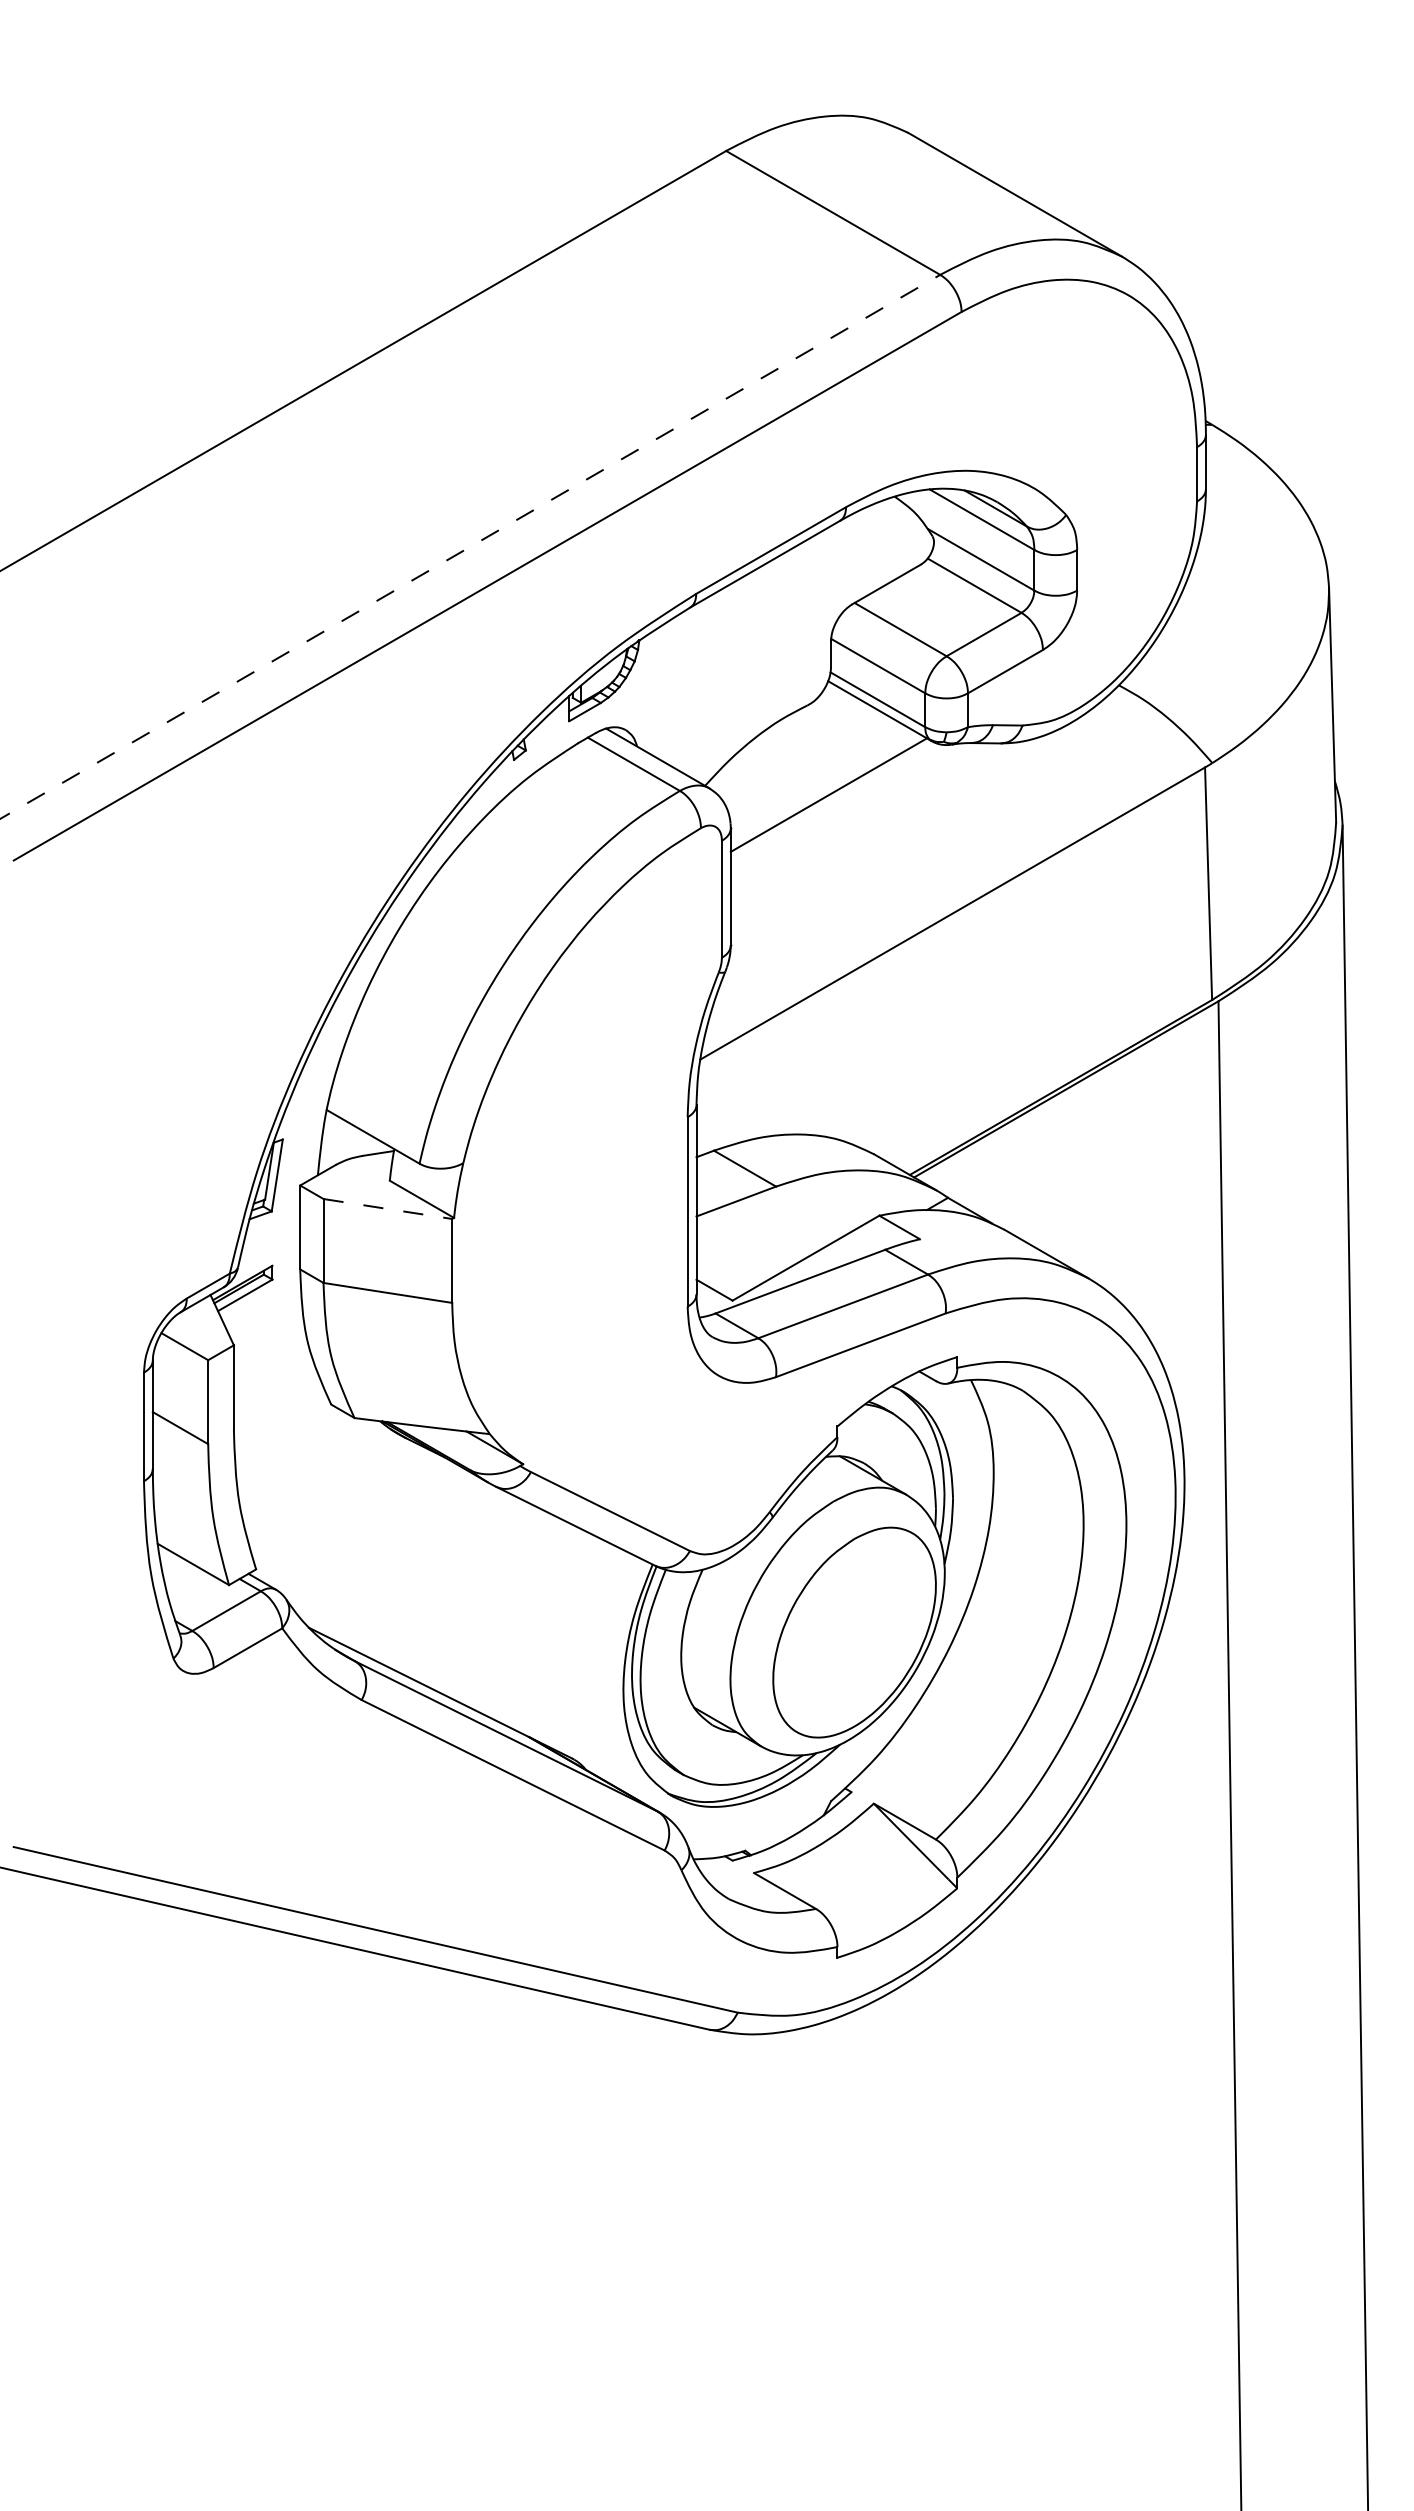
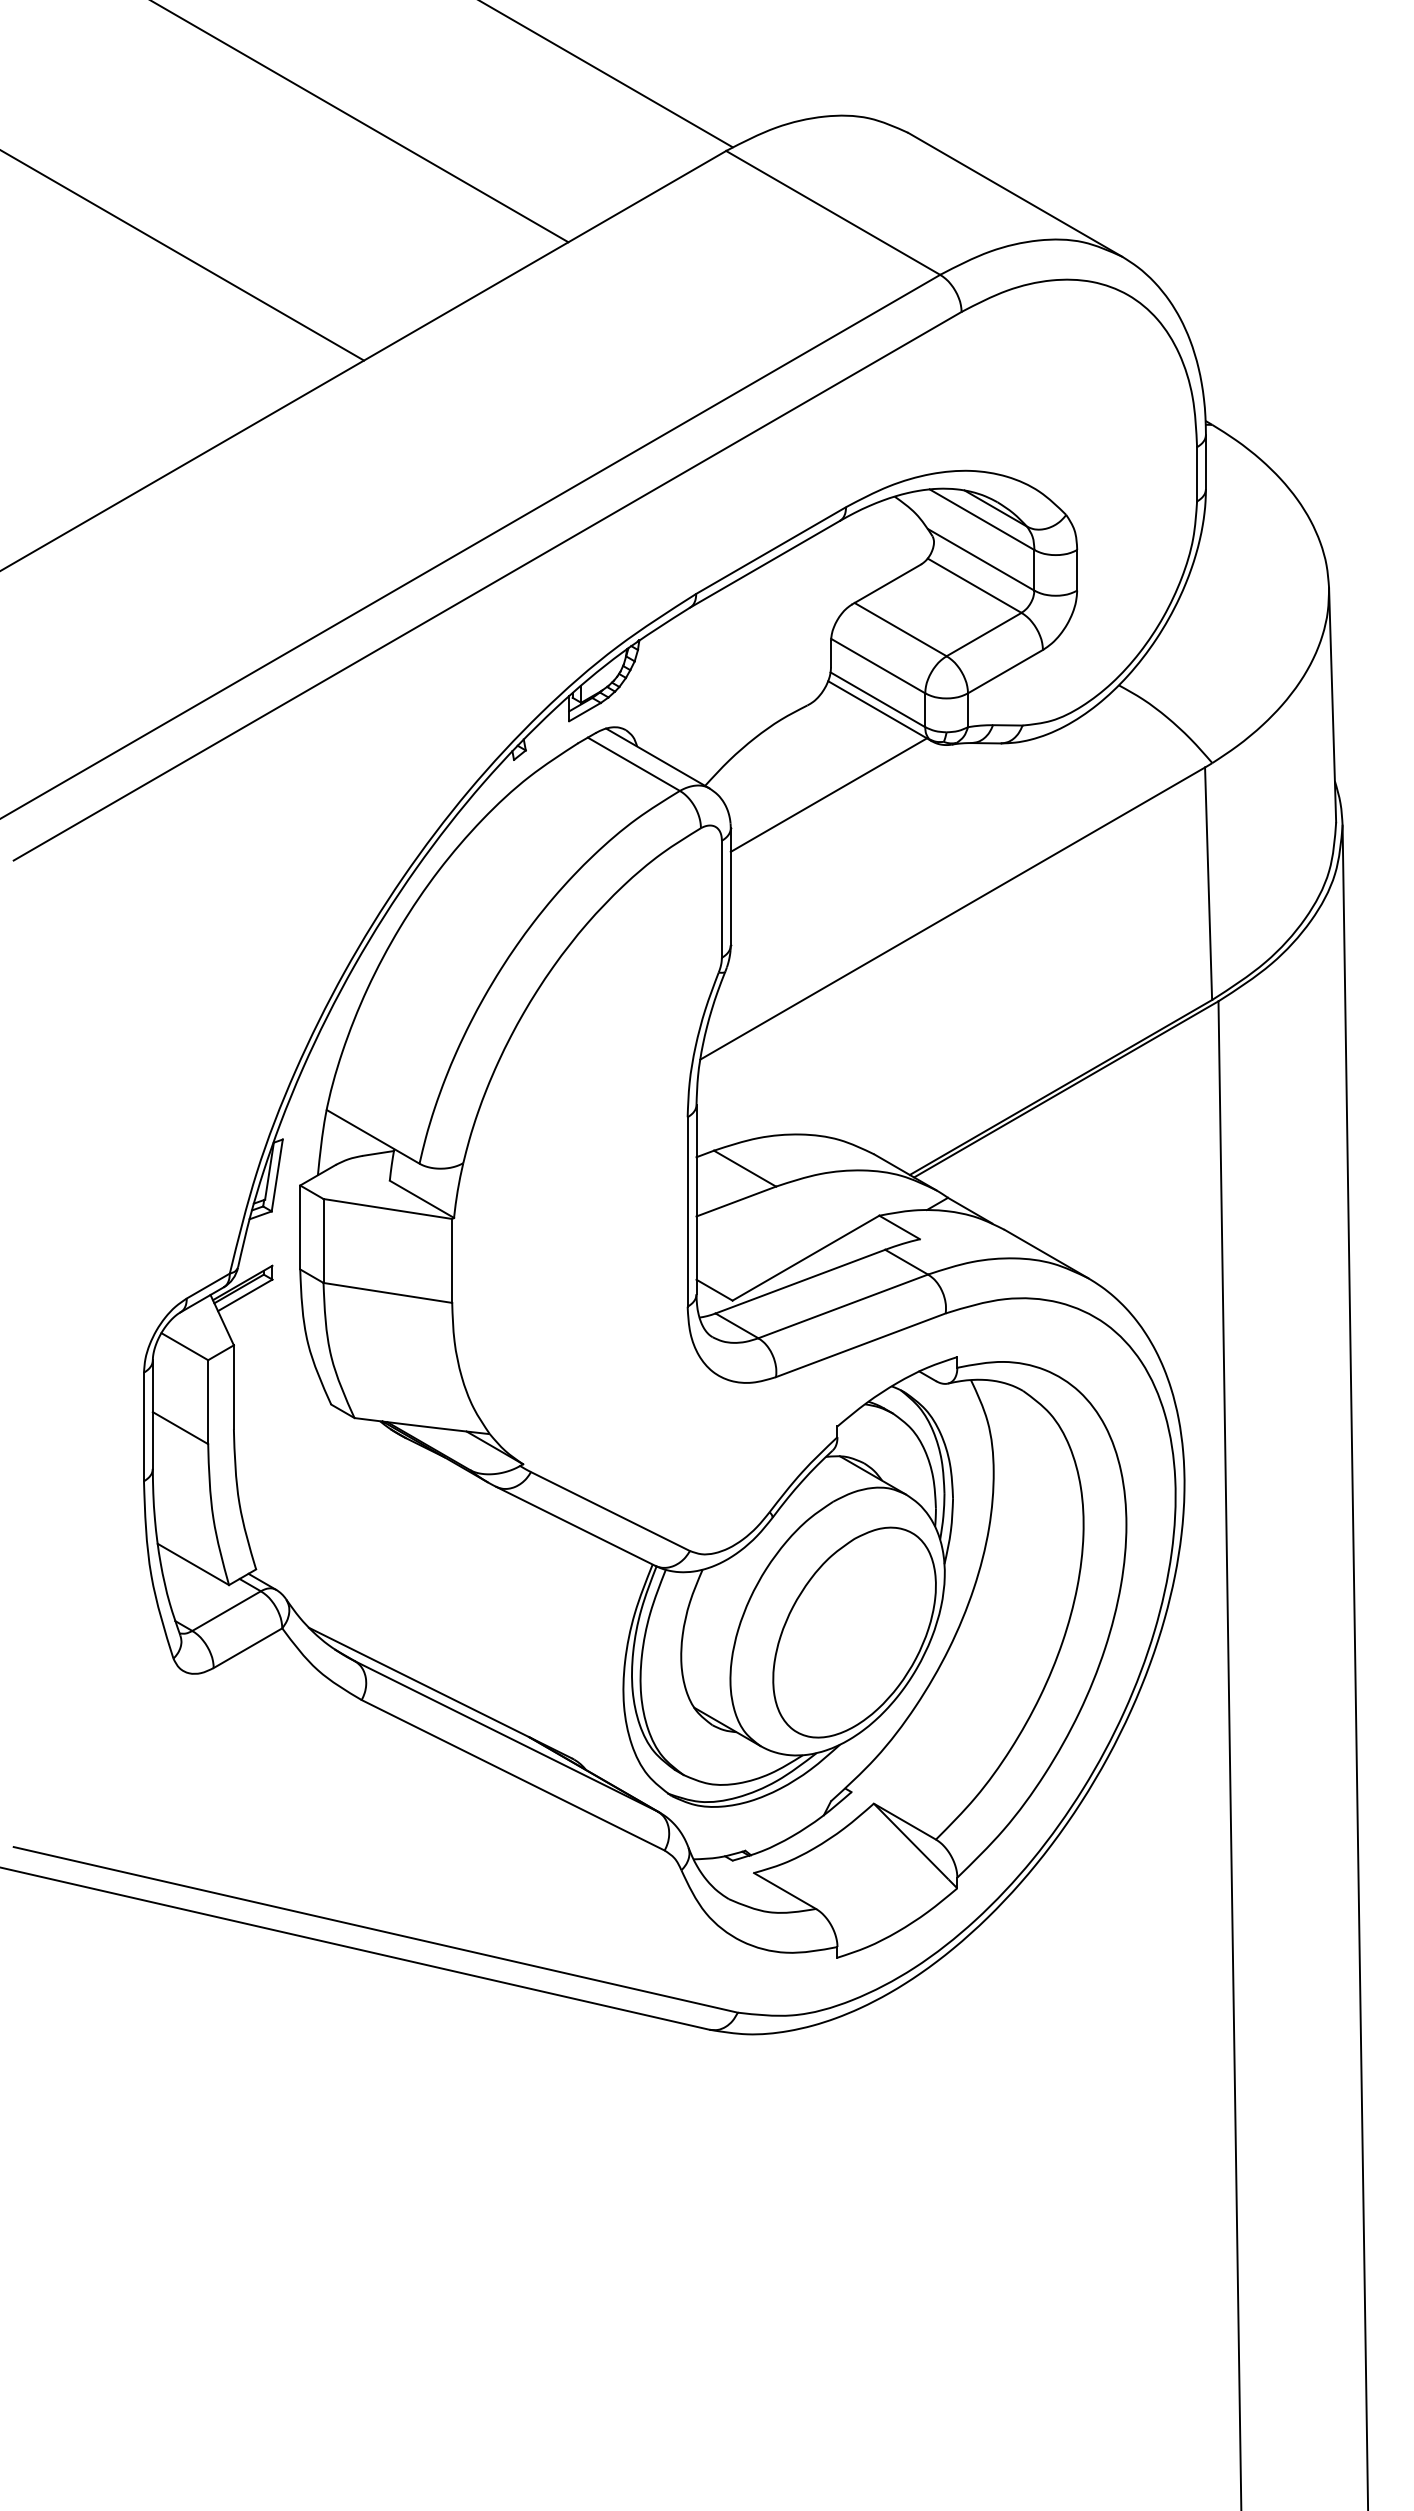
line: none -> present (606, 74)
line: none -> present (360, 122)
line: none -> present (183, 255)
line: dashed -> solid (470, 546)
line: dashed -> solid (388, 1209)
